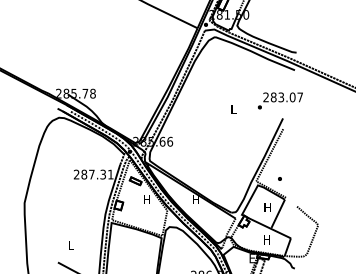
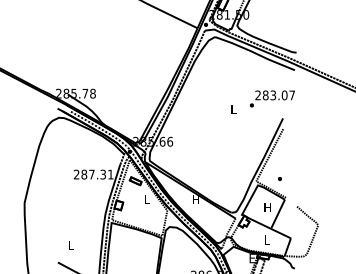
text position: (279, 100) -> (271, 98) (271, 98)
text: H -> L (146, 199)
text: H -> L (266, 239)
